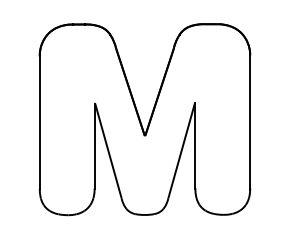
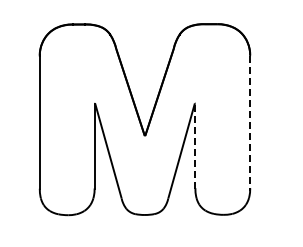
line: solid -> dashed (250, 122)
line: solid -> dashed (195, 145)
